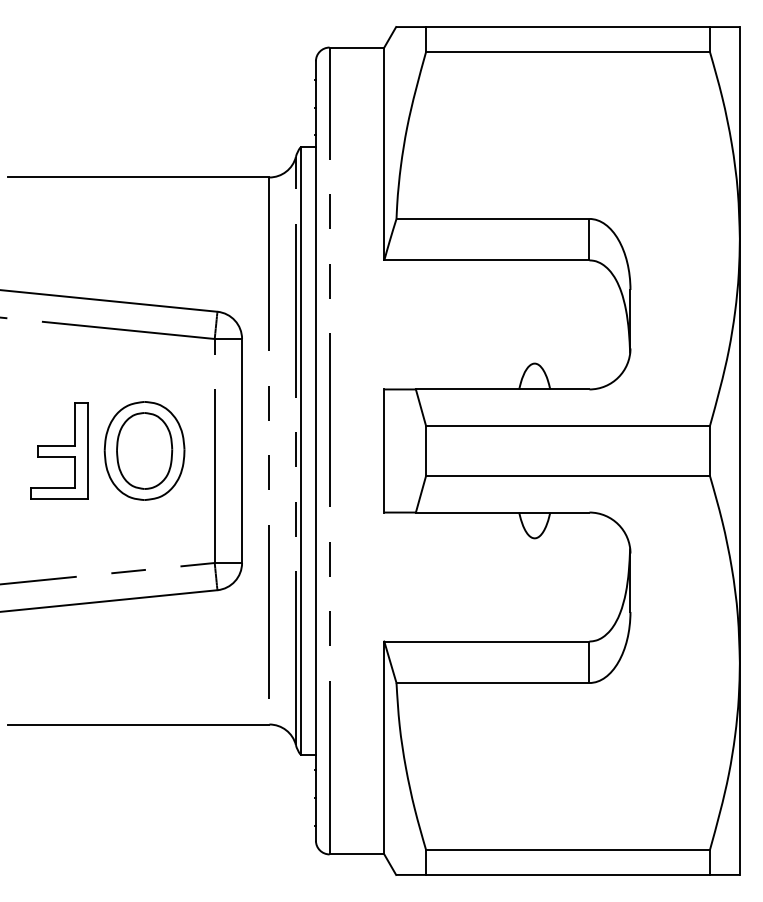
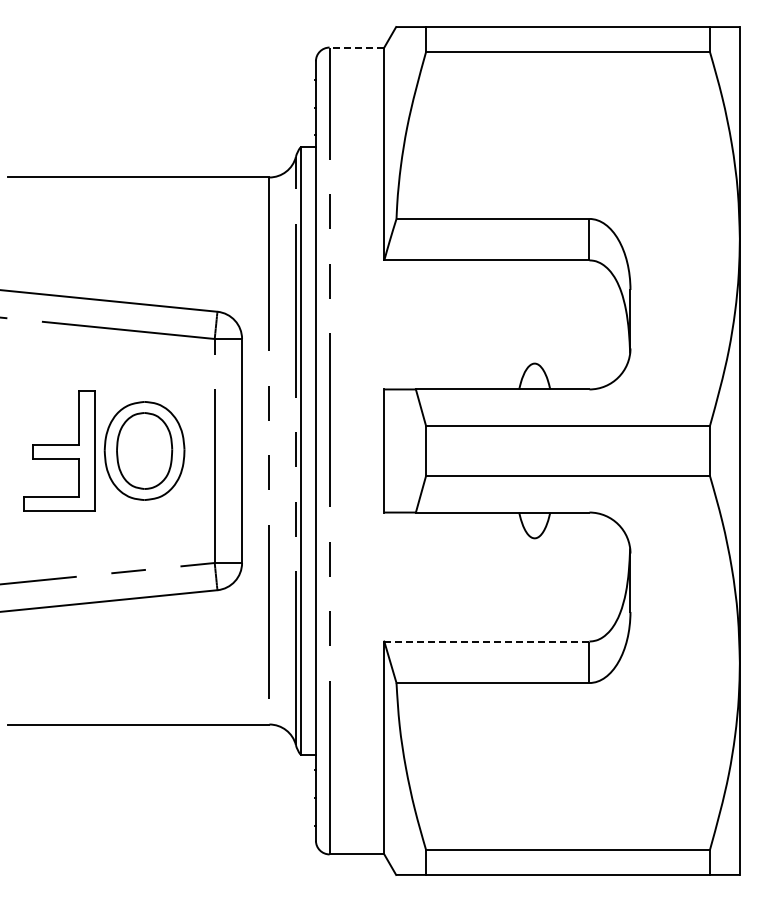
line: solid -> dashed (356, 47)
part size: 59x98 px -> 73x122 px (59, 450)
line: solid -> dashed (486, 641)
